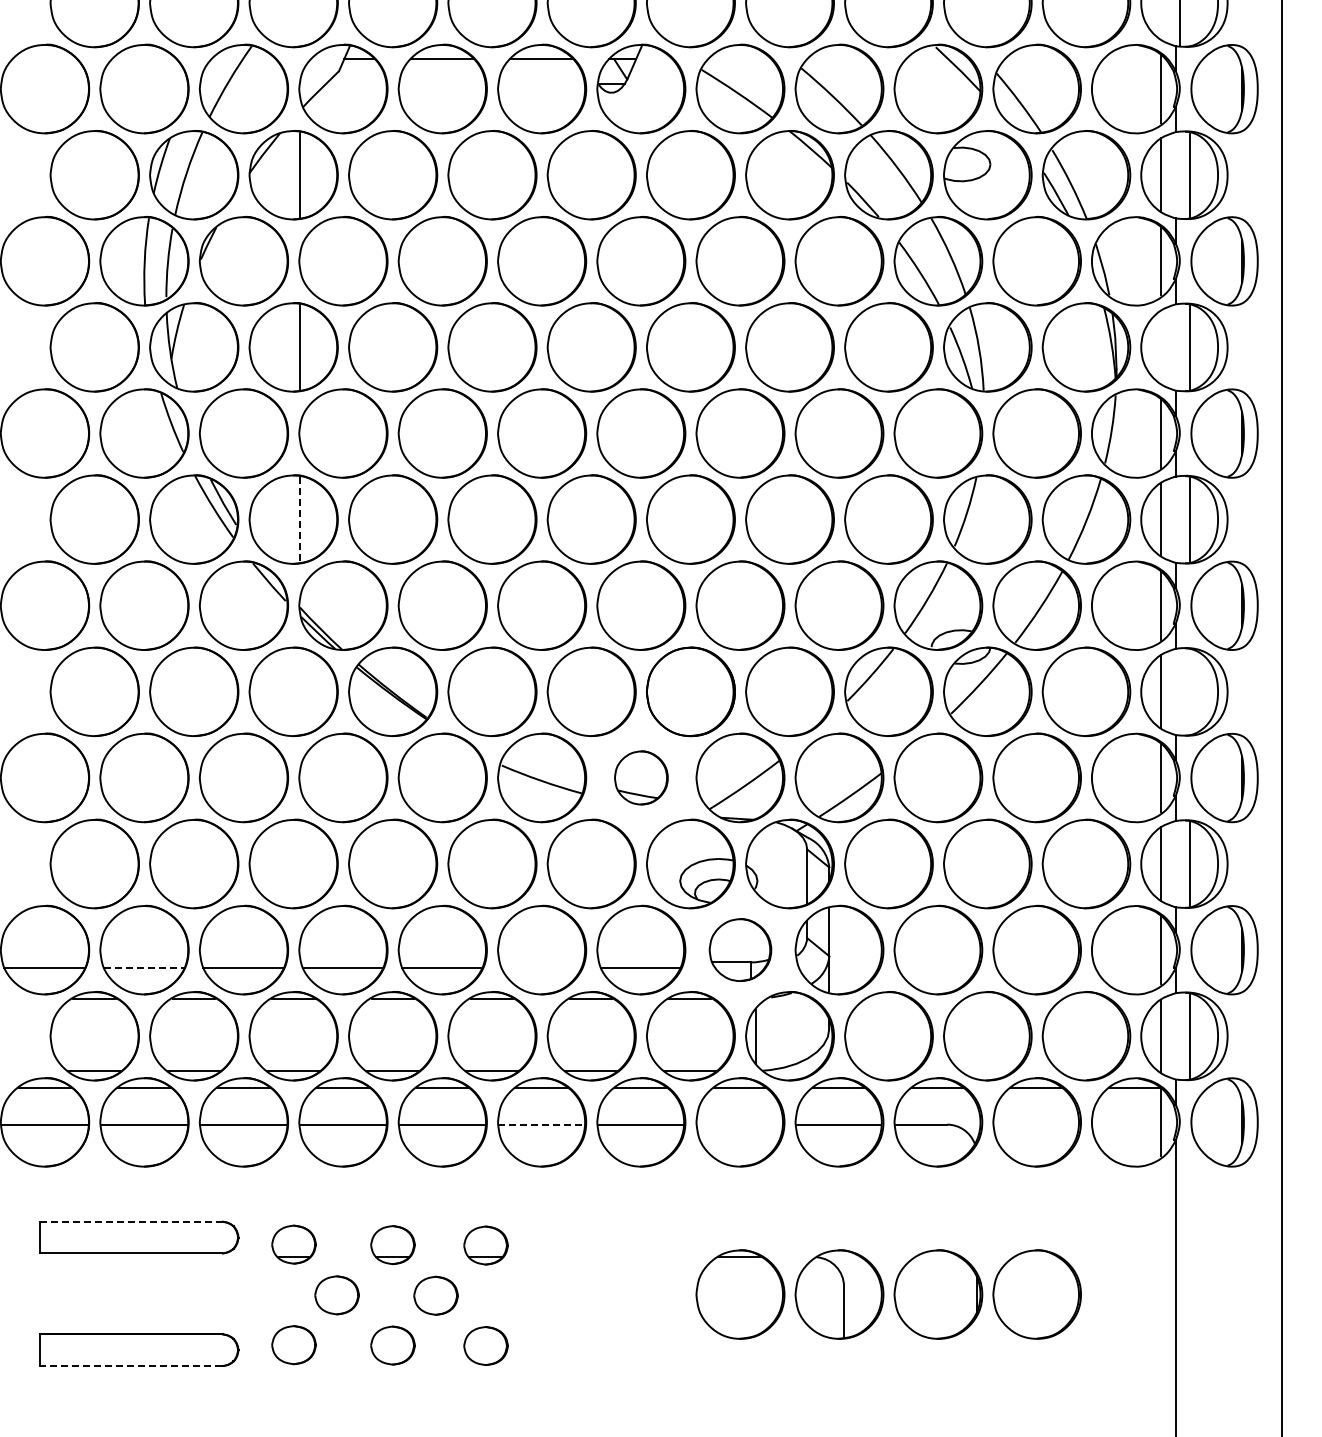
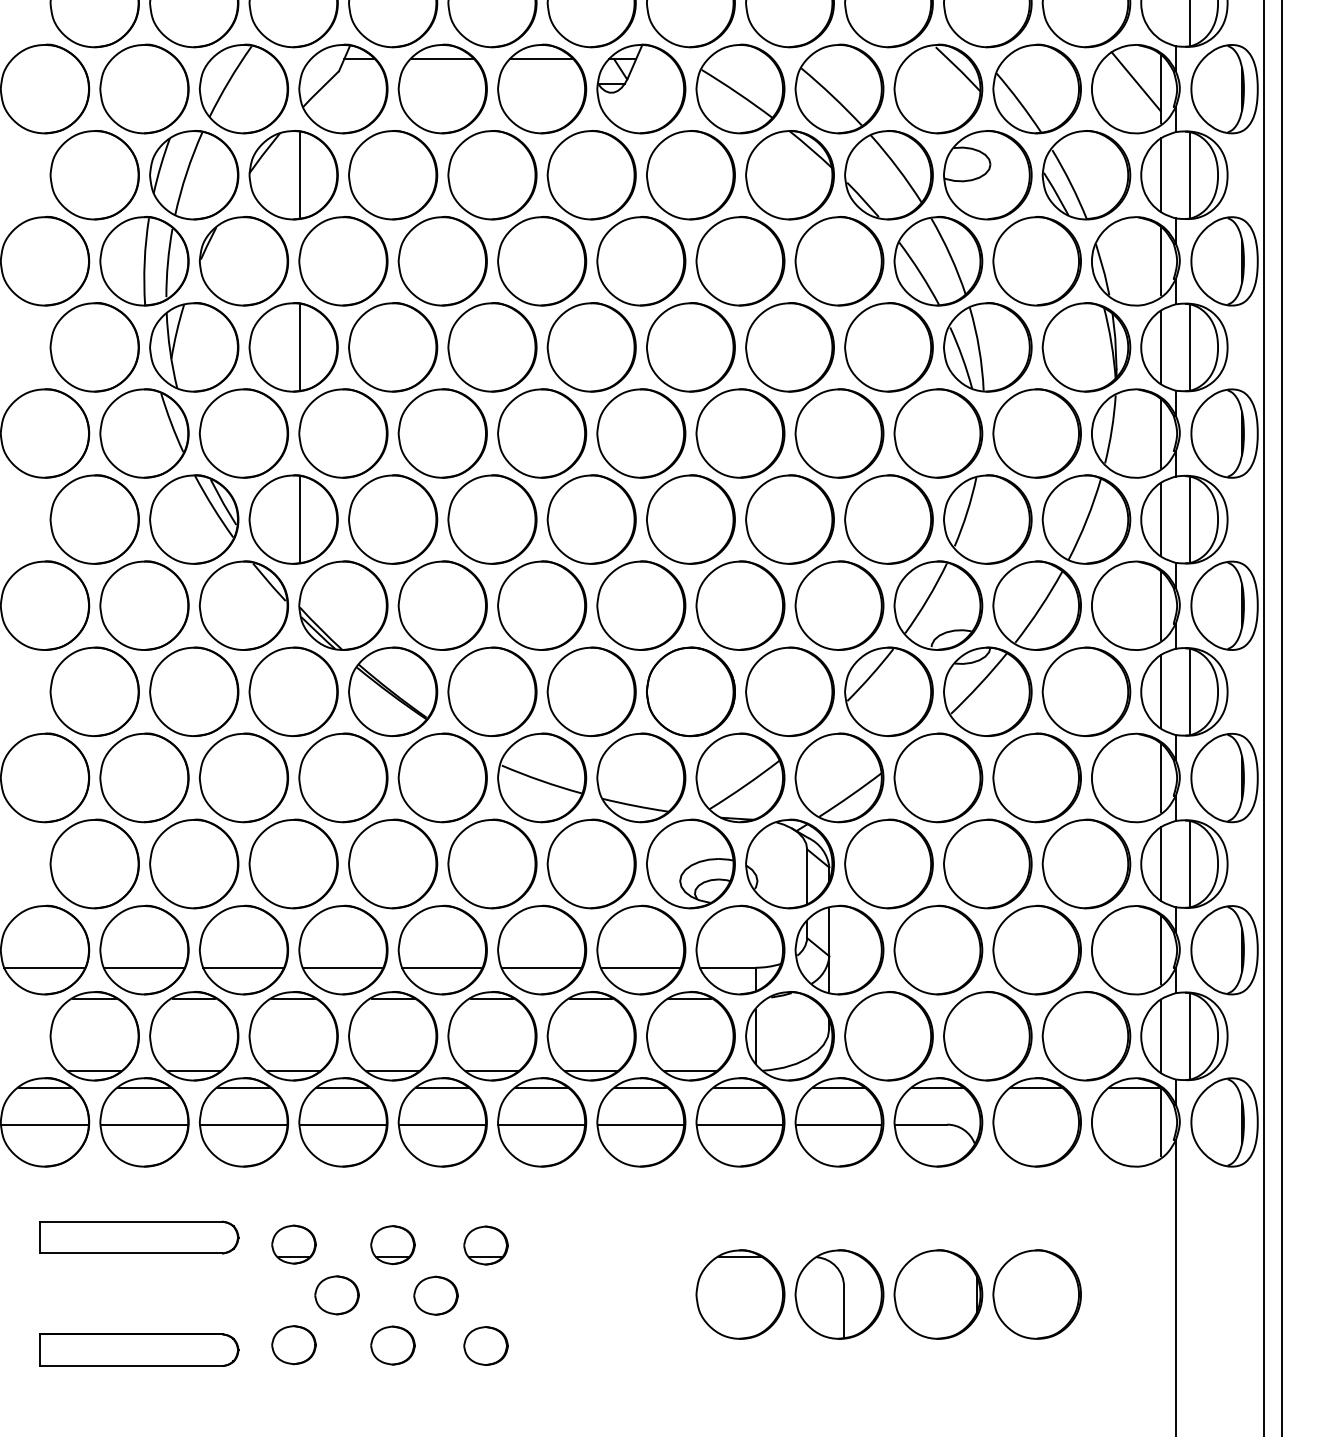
line position: (1180, 24) -> (1190, 24) (1190, 24)
line: none -> present (1135, 81)
line: none -> present (1160, 346)
line: dashed -> solid (300, 519)
line: none -> present (1190, 692)
line: none -> present (1263, 717)
part size: 55x56 px -> 91x92 px (641, 777)
part size: 65x64 px -> 91x92 px (740, 949)
line: dashed -> solid (144, 967)
line: none -> present (541, 967)
line: dashed -> solid (542, 1124)
line: none -> present (739, 1124)
line: dashed -> solid (131, 1221)
line: dashed -> solid (130, 1366)
